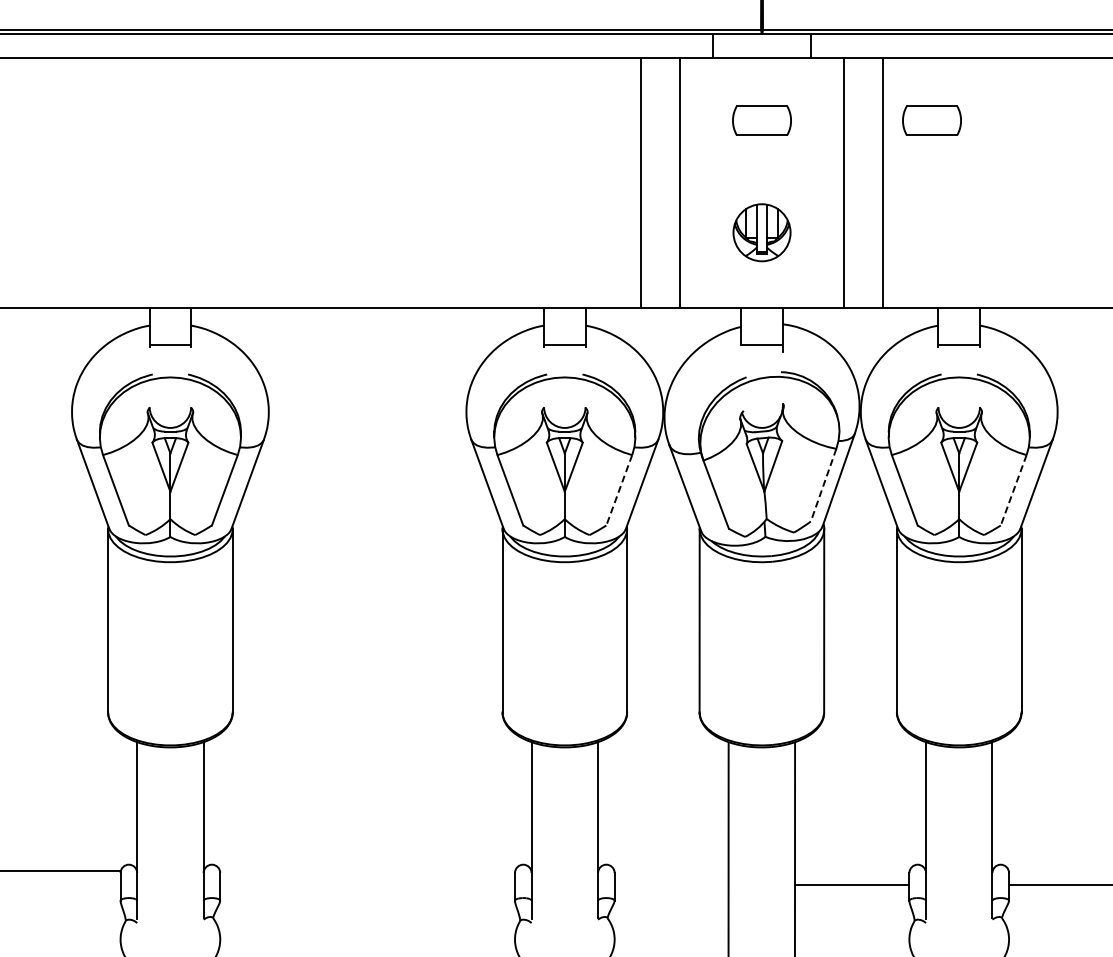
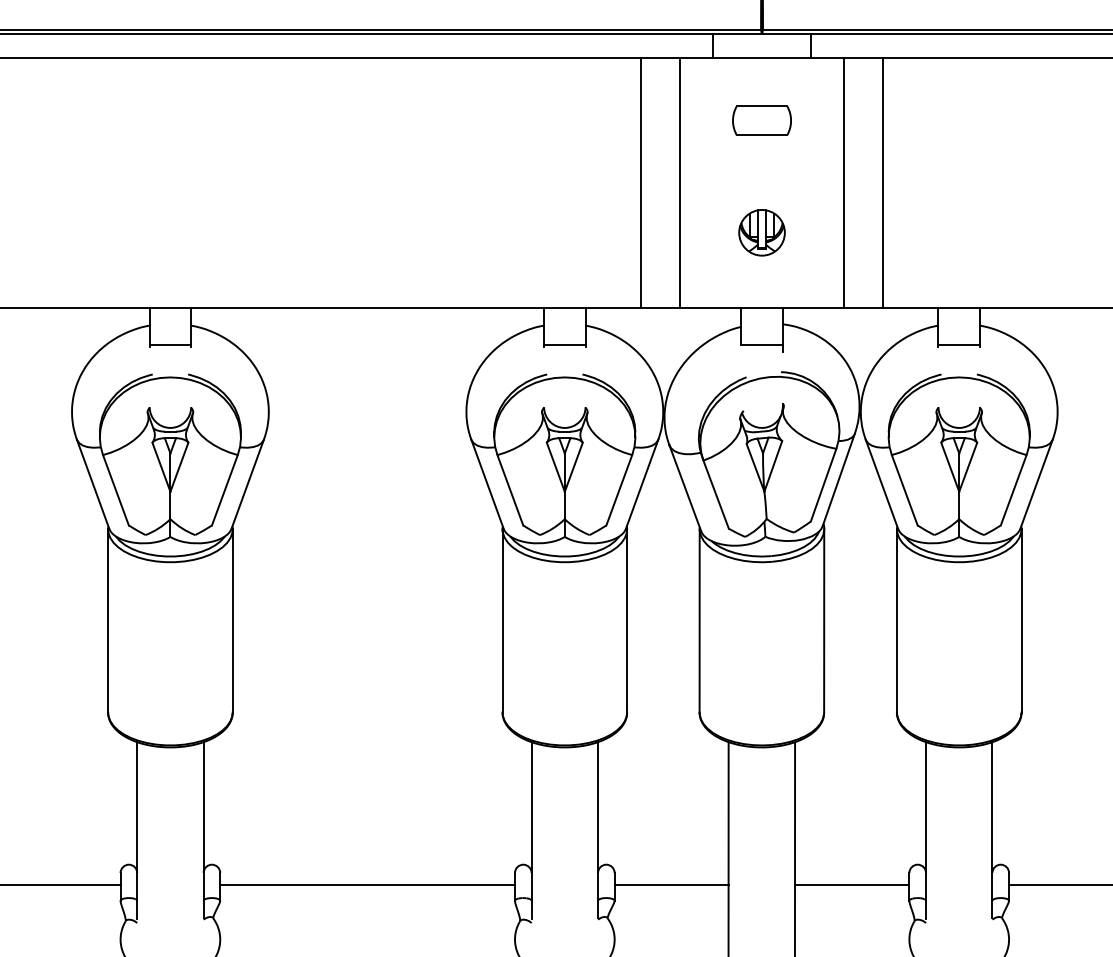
part: present -> none (931, 120)
part size: 60x60 px -> 48x48 px (761, 232)
line: dashed -> solid (823, 485)
line: dashed -> solid (619, 490)
line: dashed -> solid (1013, 490)
line position: (61, 870) -> (61, 884) (61, 884)
line: none -> present (367, 884)
line: none -> present (671, 884)
